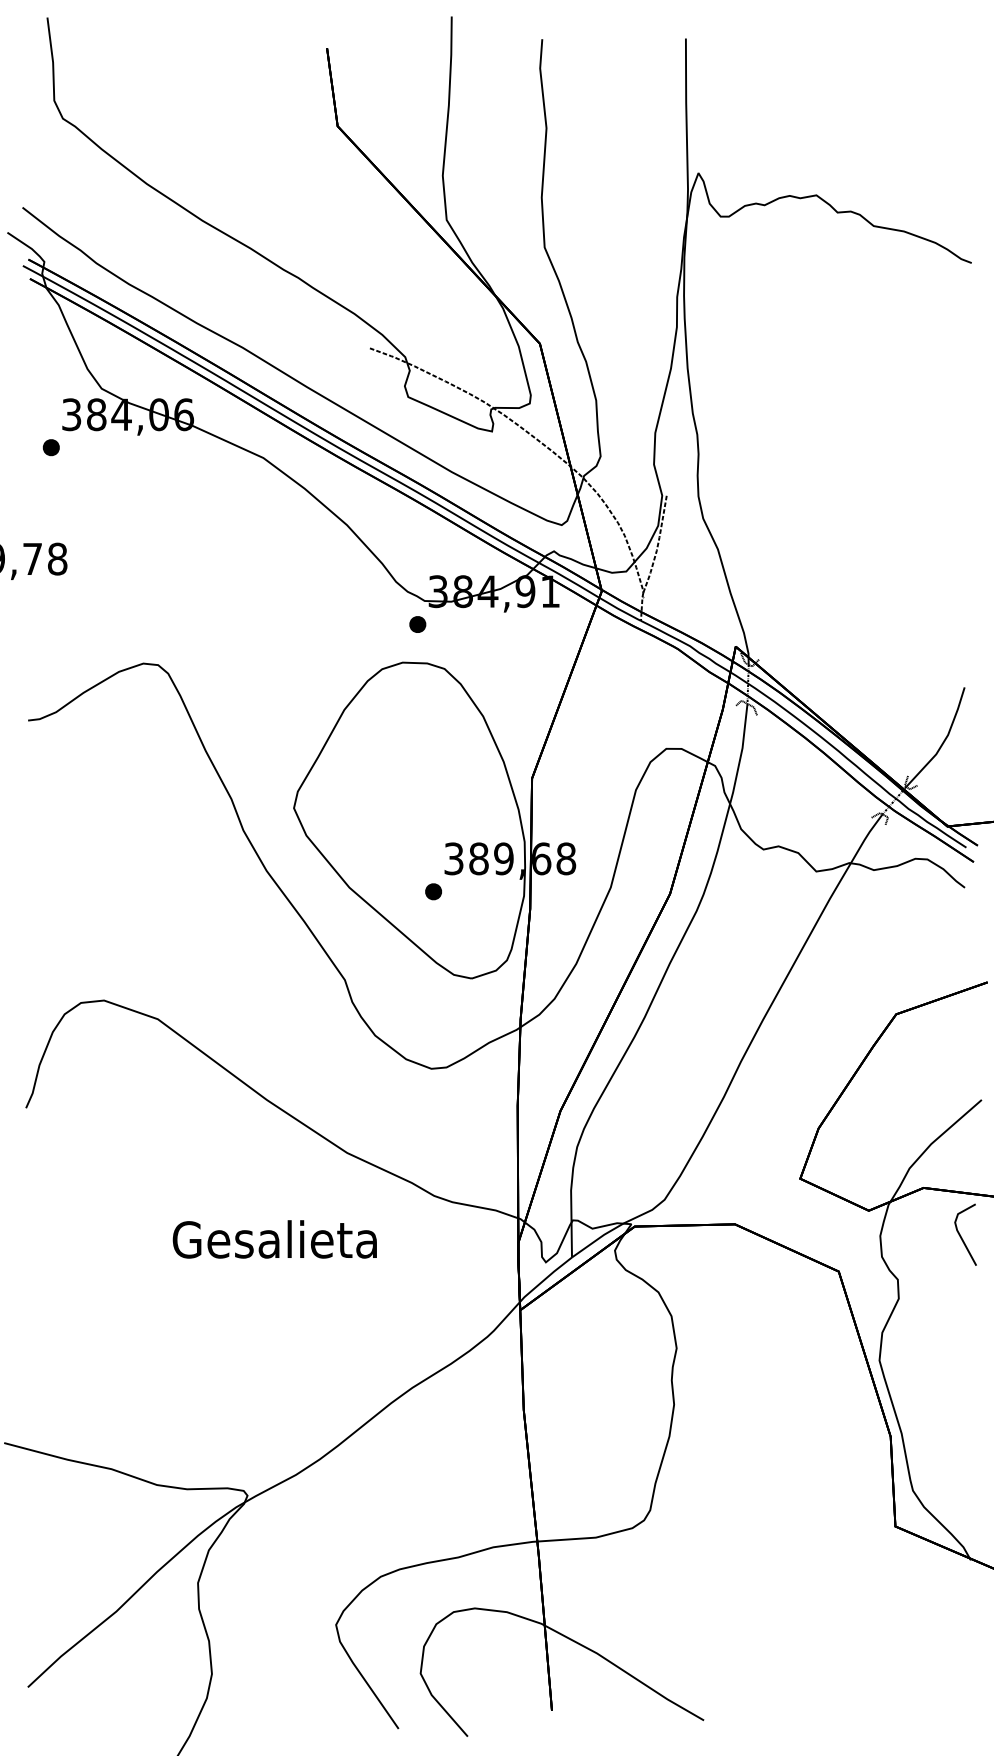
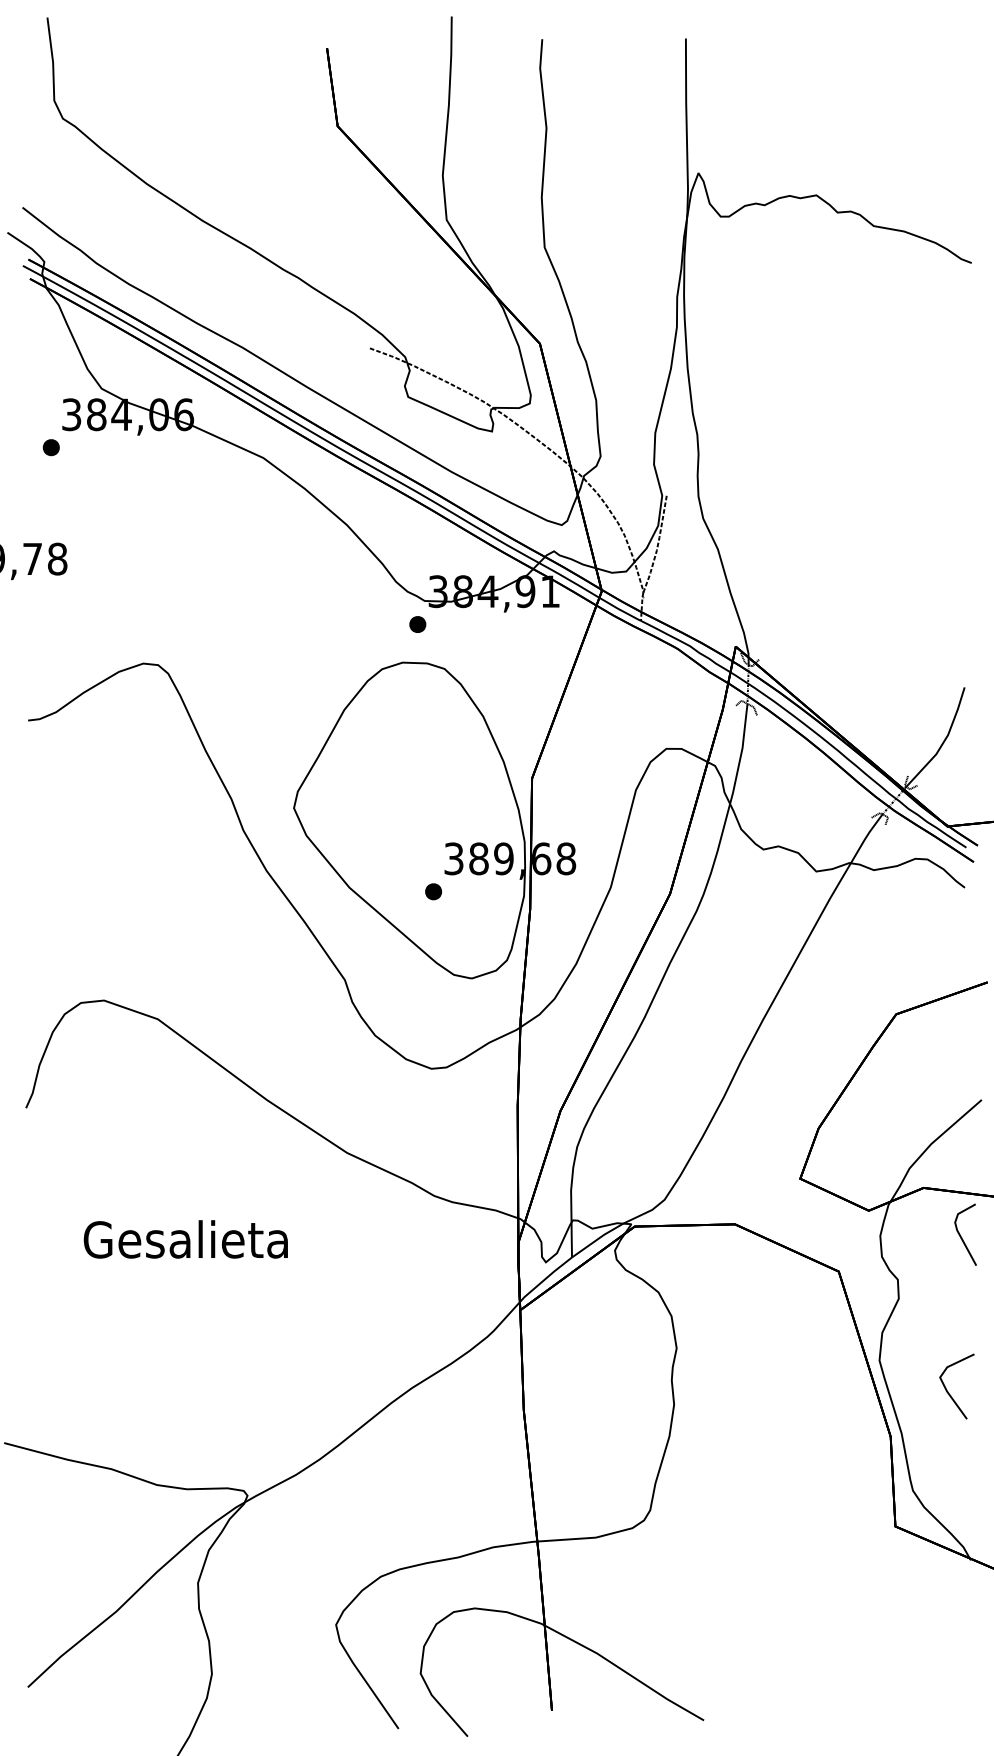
text position: (274, 1239) -> (185, 1239) (185, 1239)
line: none -> present (948, 1391)
